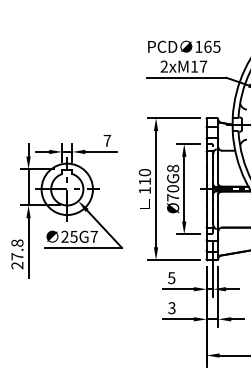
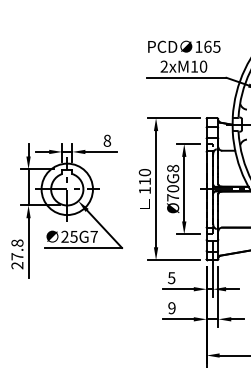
text: 2xM17 -> 2xM10 (203, 66)
text: 7 -> 8 (107, 140)
text: 3 -> 9 (171, 308)
